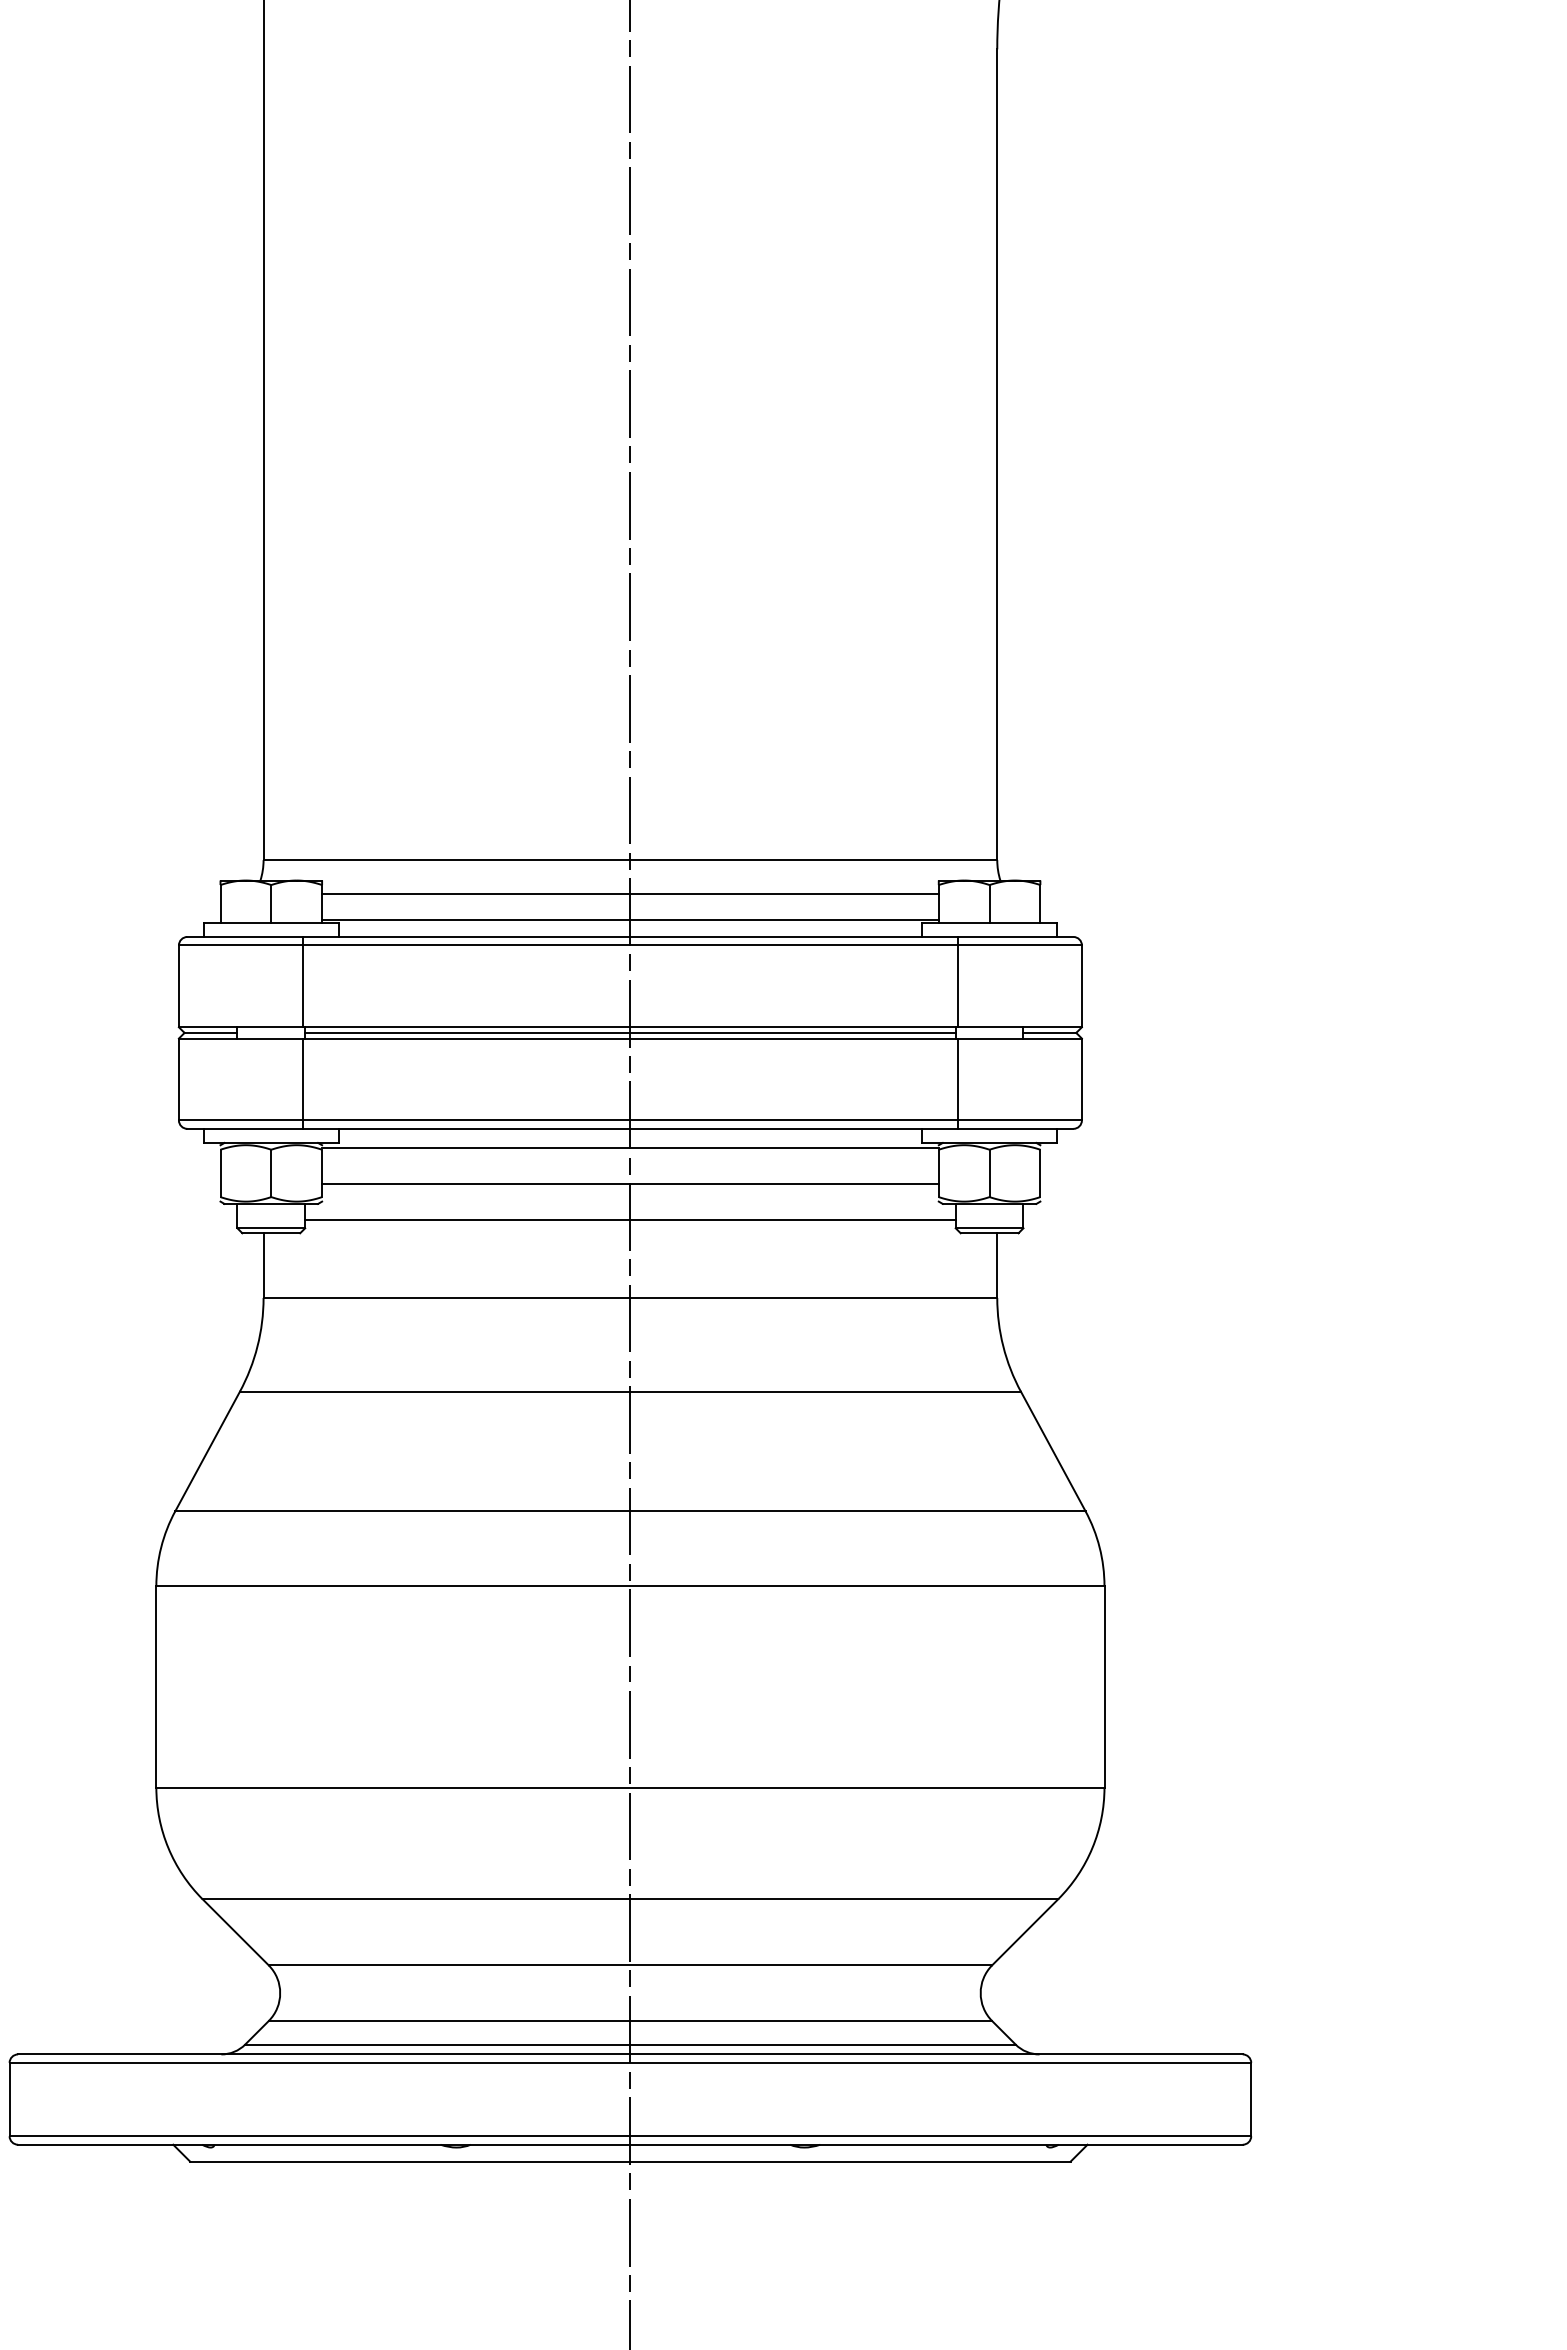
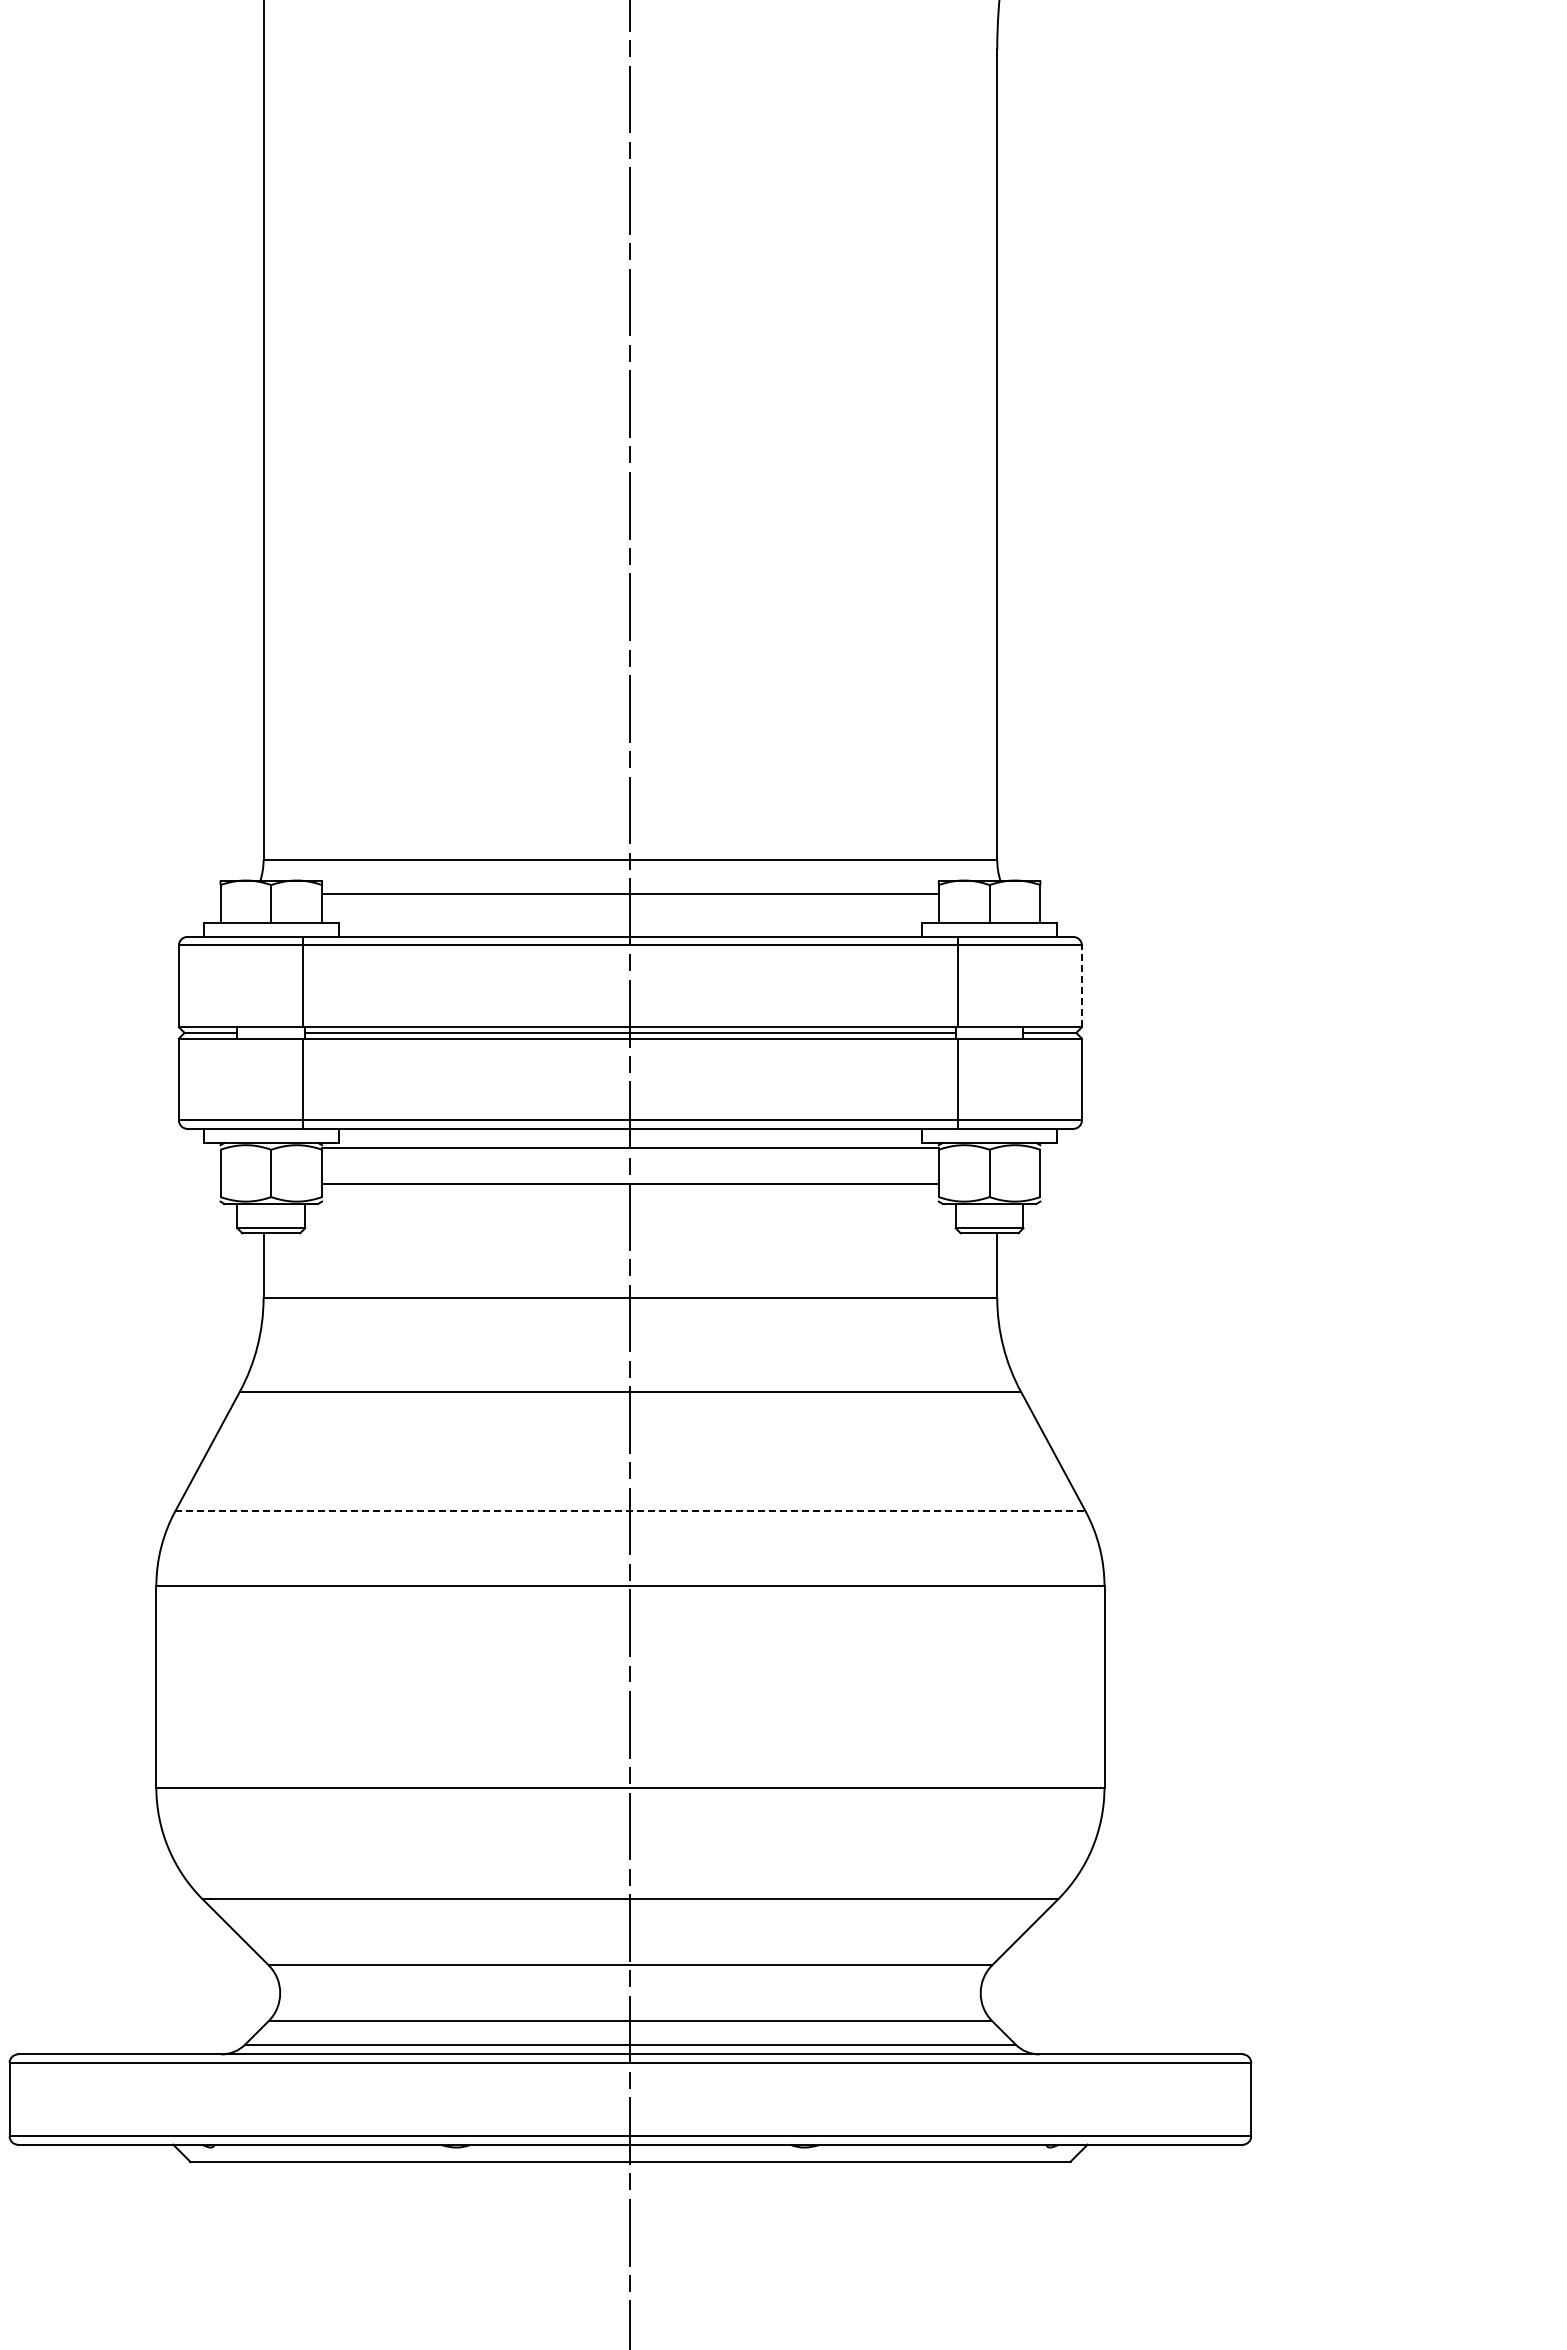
line: present -> none (630, 920)
line: solid -> dashed (1081, 986)
line: present -> none (630, 1220)
line: solid -> dashed (630, 1511)
